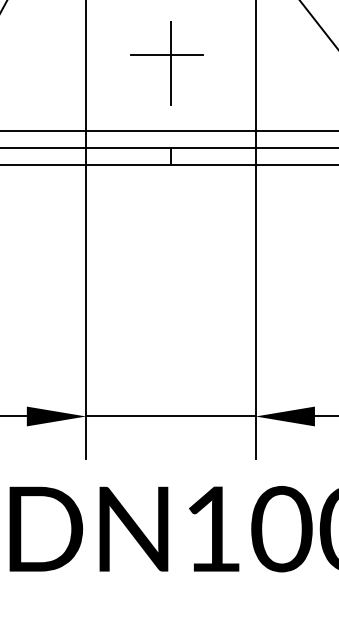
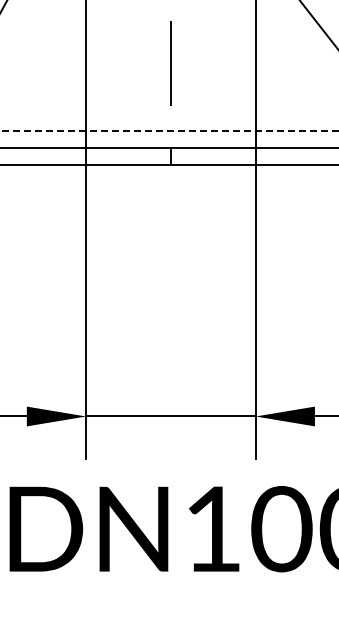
line: present -> none (167, 54)
line: solid -> dashed (169, 130)
